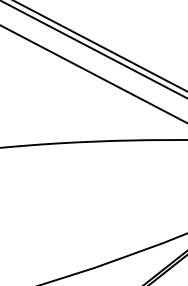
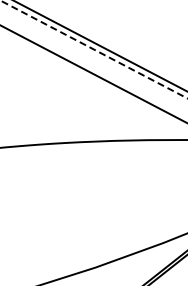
line: solid -> dashed (94, 49)
